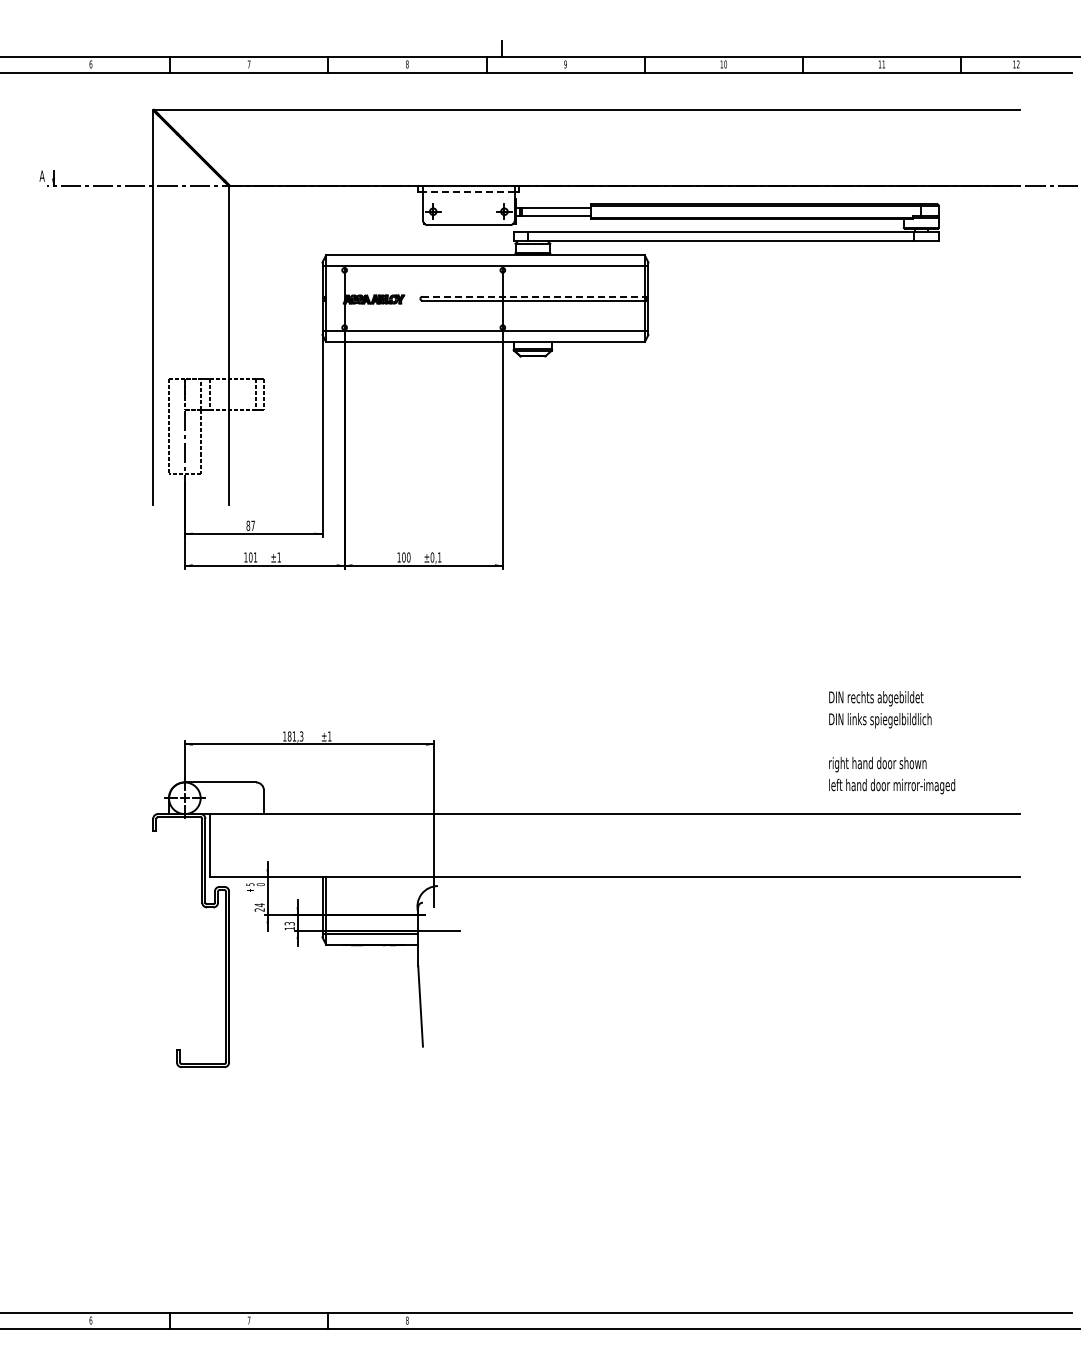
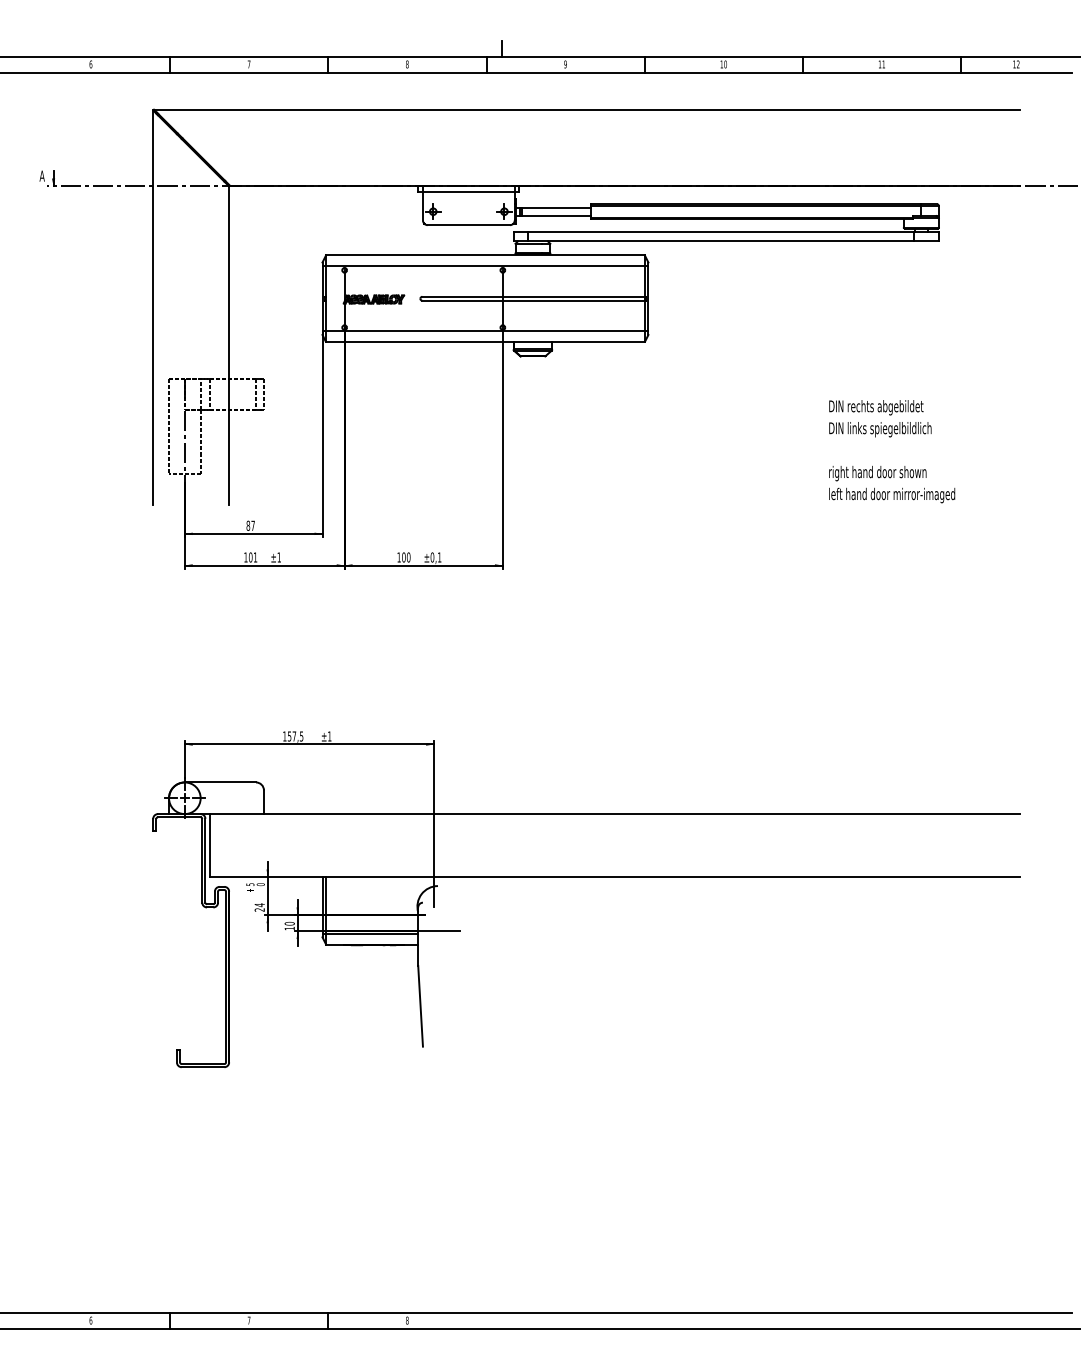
line: dashed -> solid (468, 191)
line: dashed -> solid (534, 296)
text: 181,3 -> 157,5 (295, 736)
text position: (892, 742) -> (892, 451) (892, 451)
text: 13 -> 10 (289, 923)
